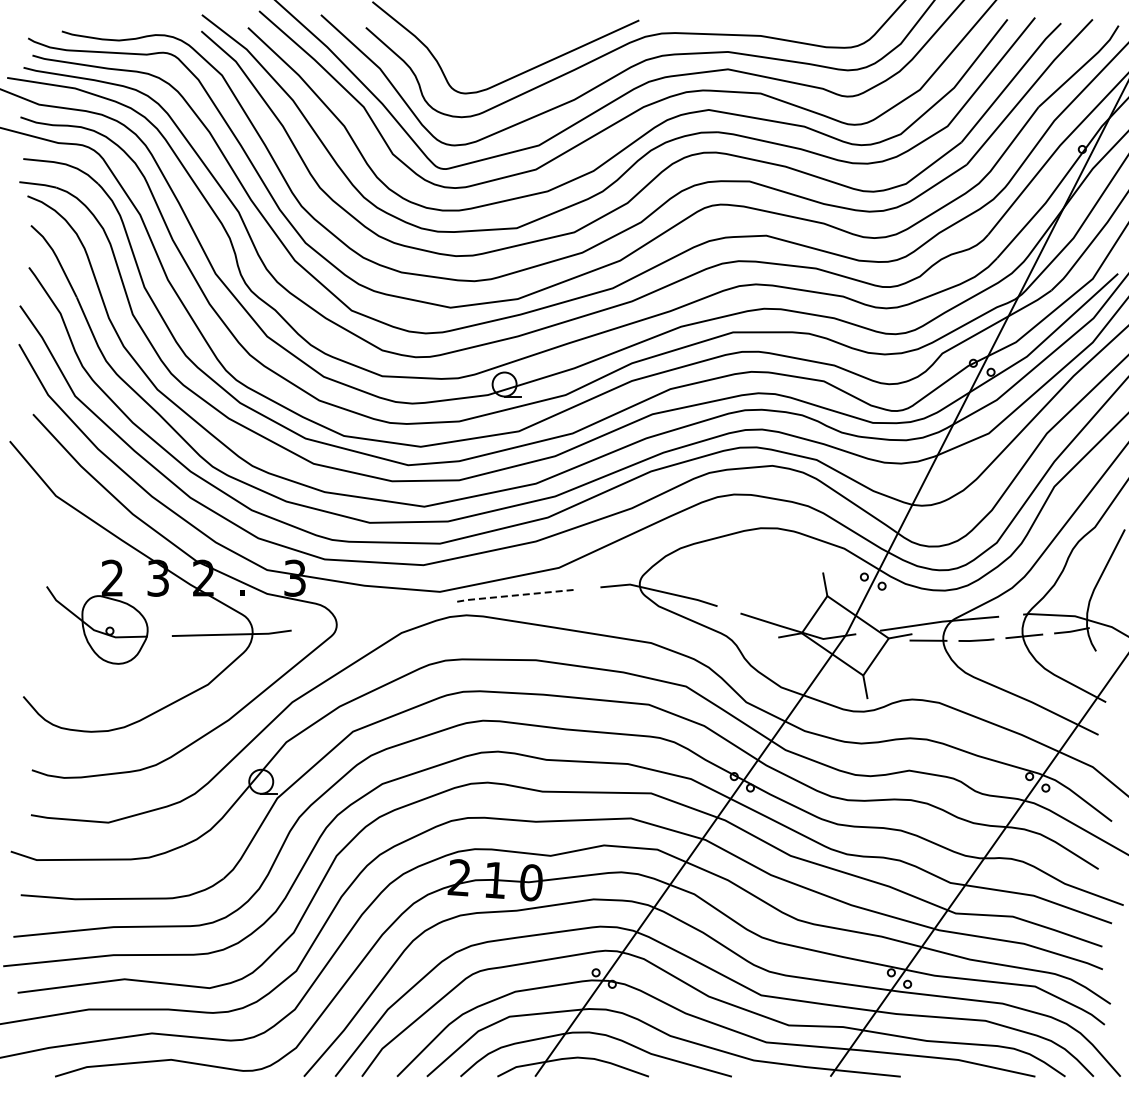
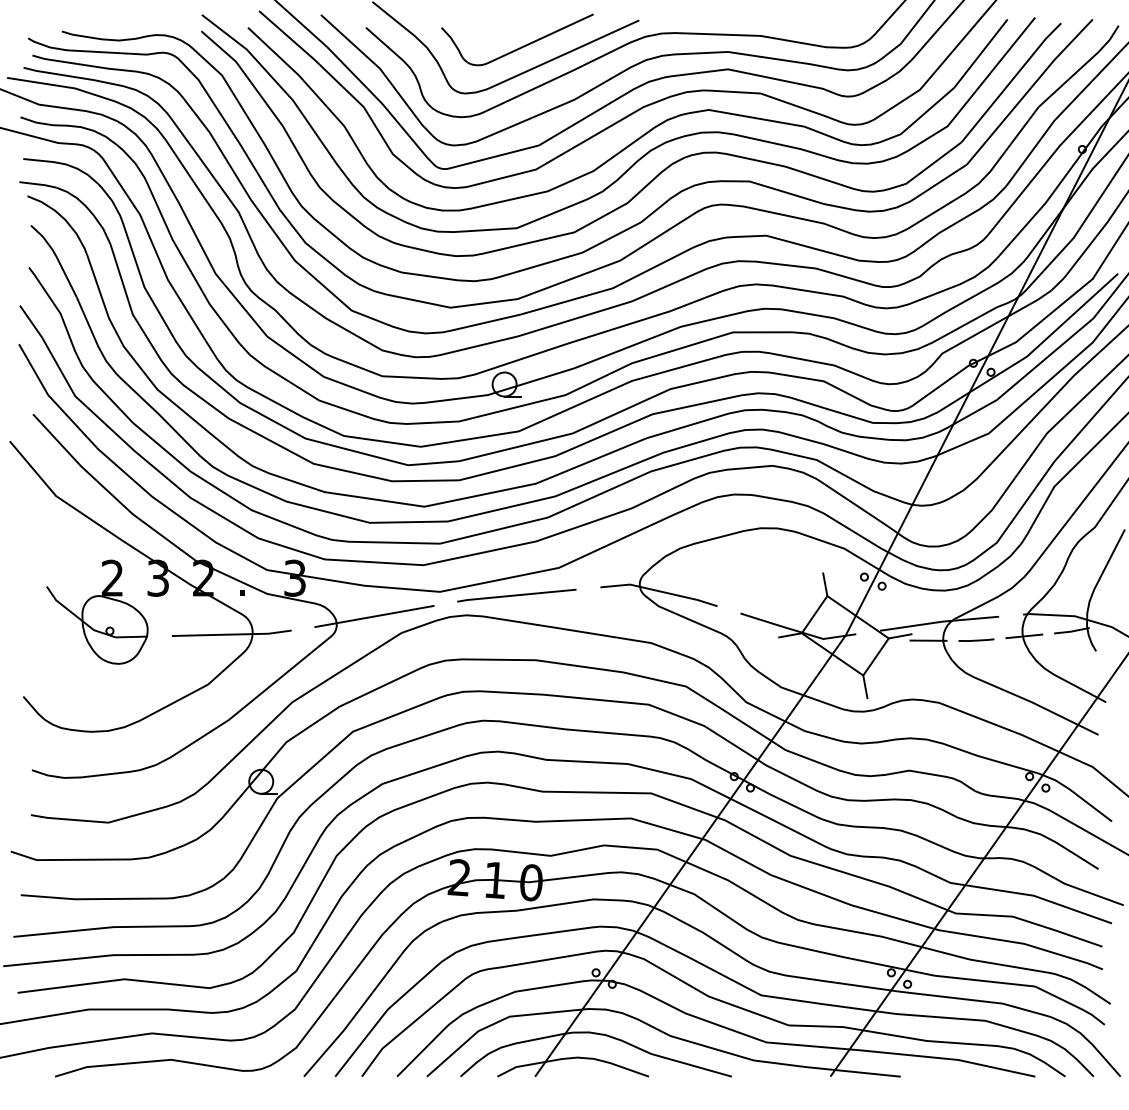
part: none -> present (521, 46)
line: dashed -> solid (515, 595)
line: none -> present (374, 616)
